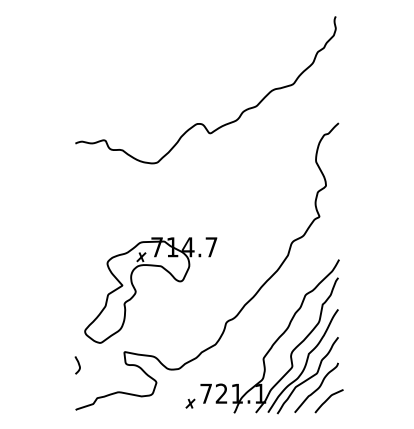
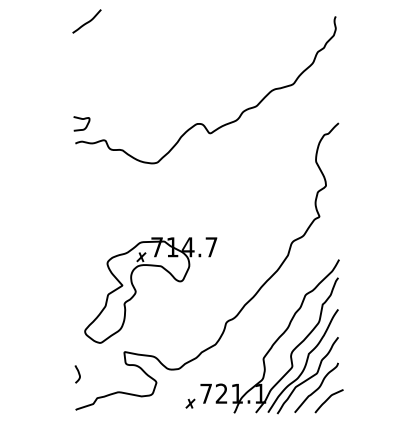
curve: none -> present (87, 21)
curve: none -> present (81, 119)
curve position: (78, 365) -> (78, 374) (78, 374)
